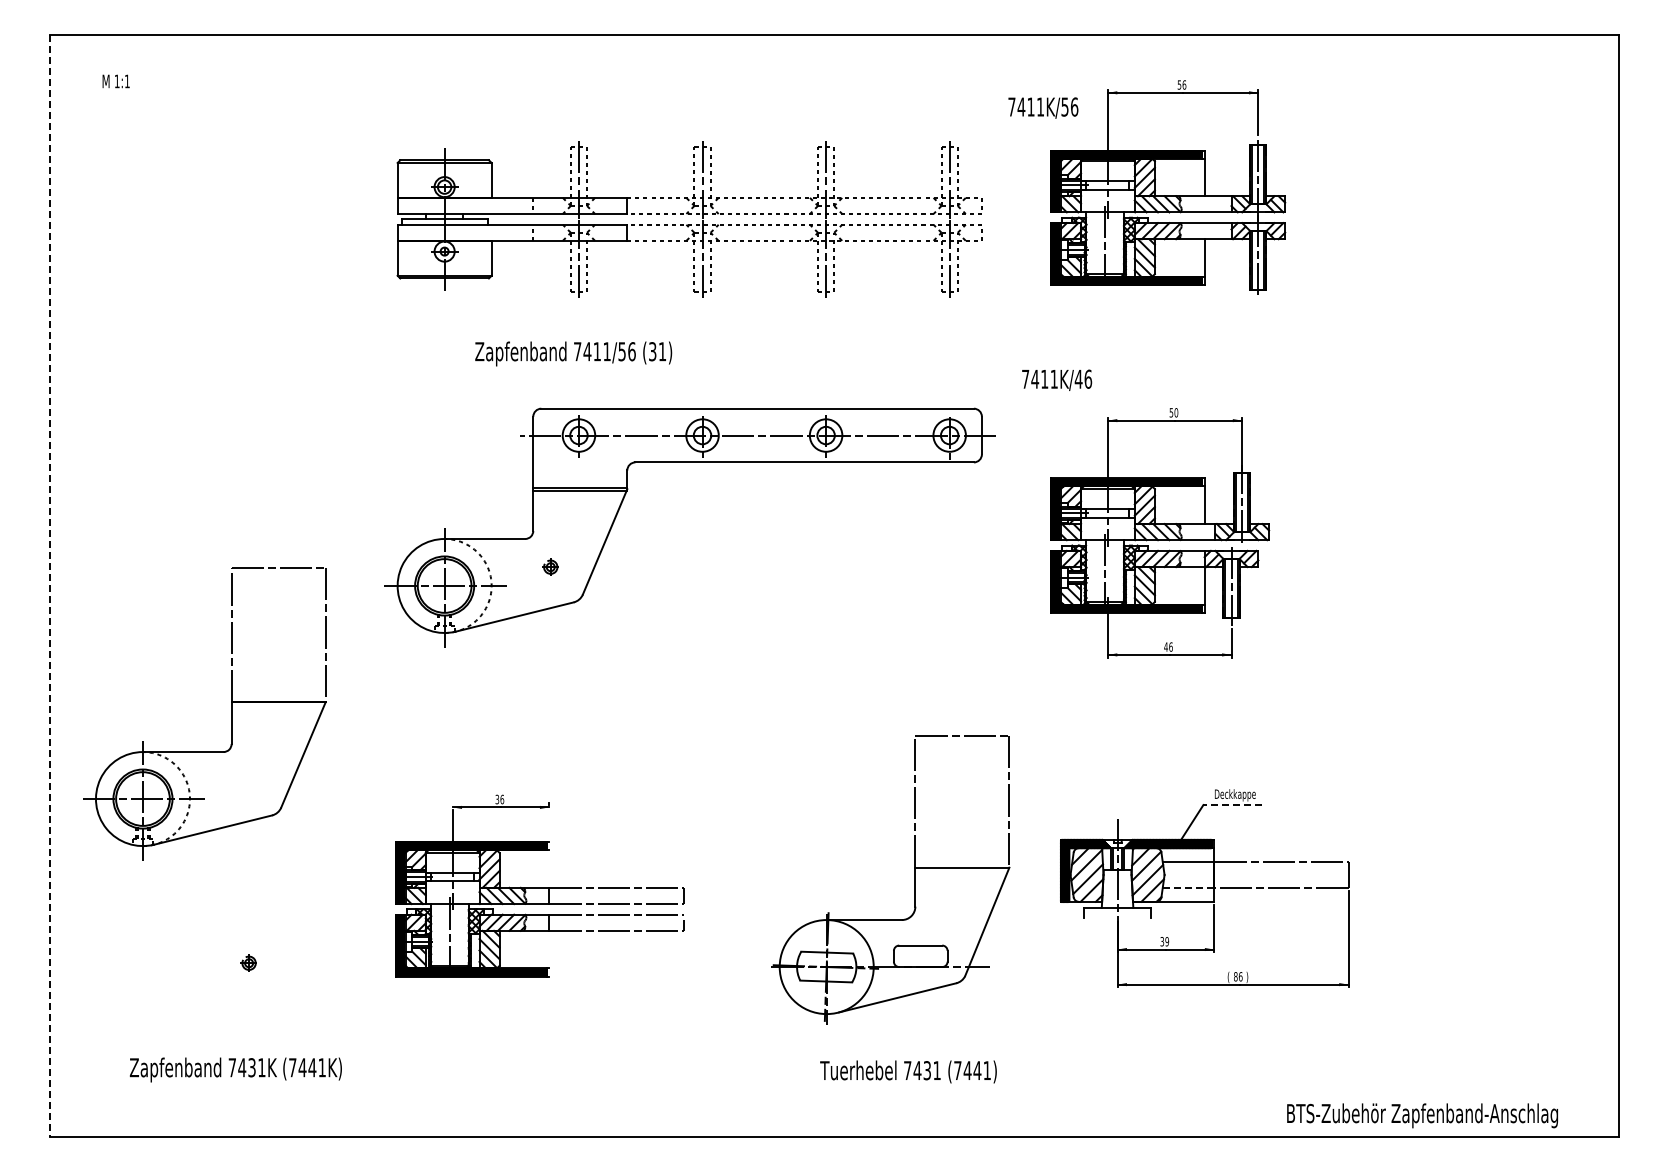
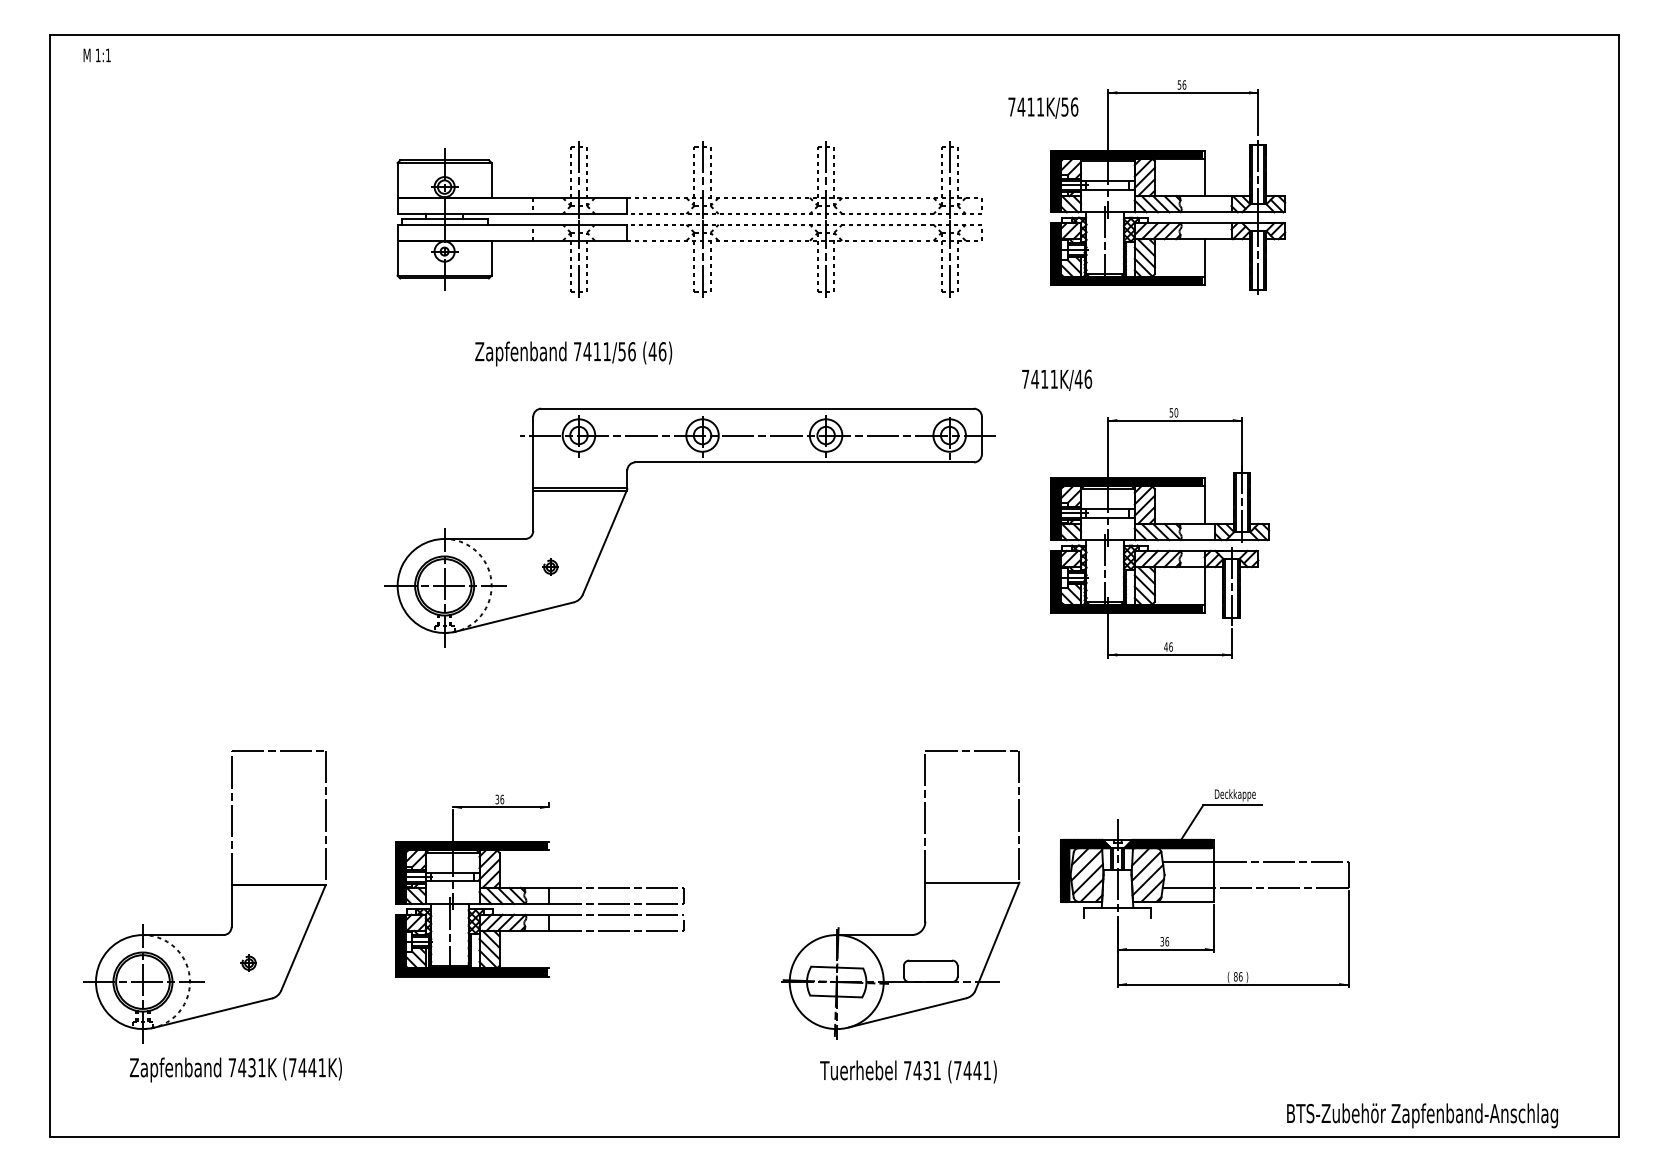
text position: (115, 81) -> (96, 55) (96, 55)
text: (31) -> (46) (657, 351)
line: dashed -> solid (50, 586)
part position: (231, 713) -> (231, 896) (231, 896)
line: dashed -> solid (1232, 805)
part position: (914, 879) -> (924, 894) (924, 894)
line: dashed -> solid (1188, 888)
text: 39 -> 36 (1167, 941)
